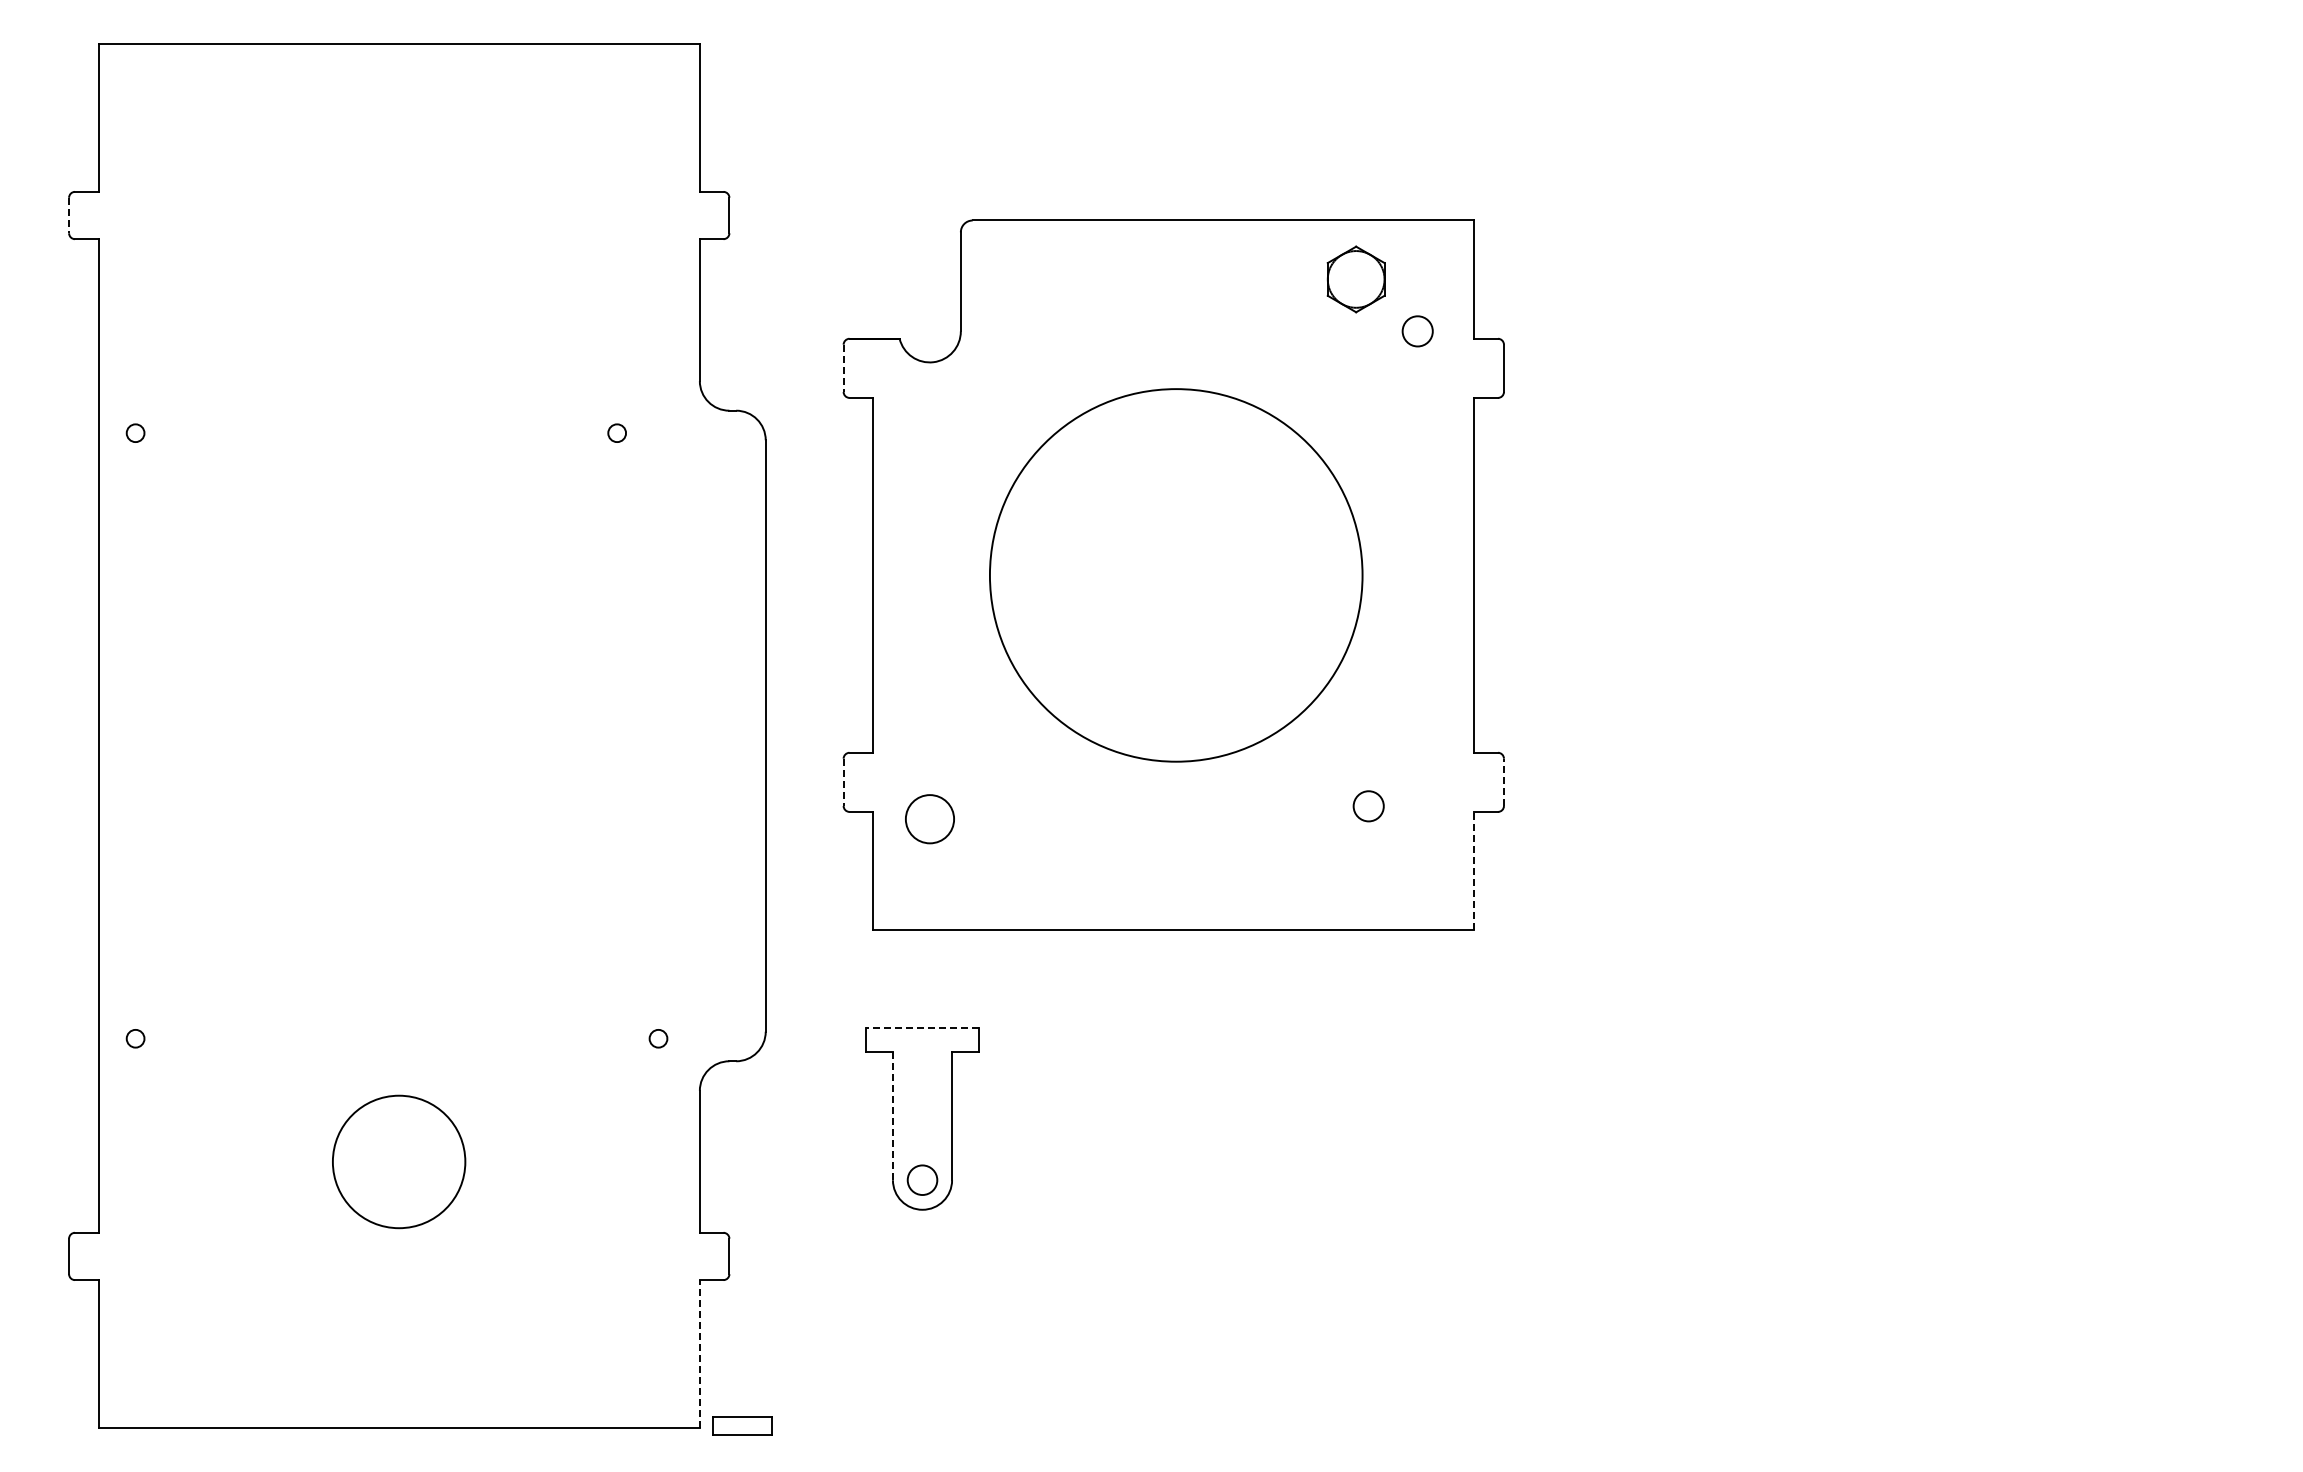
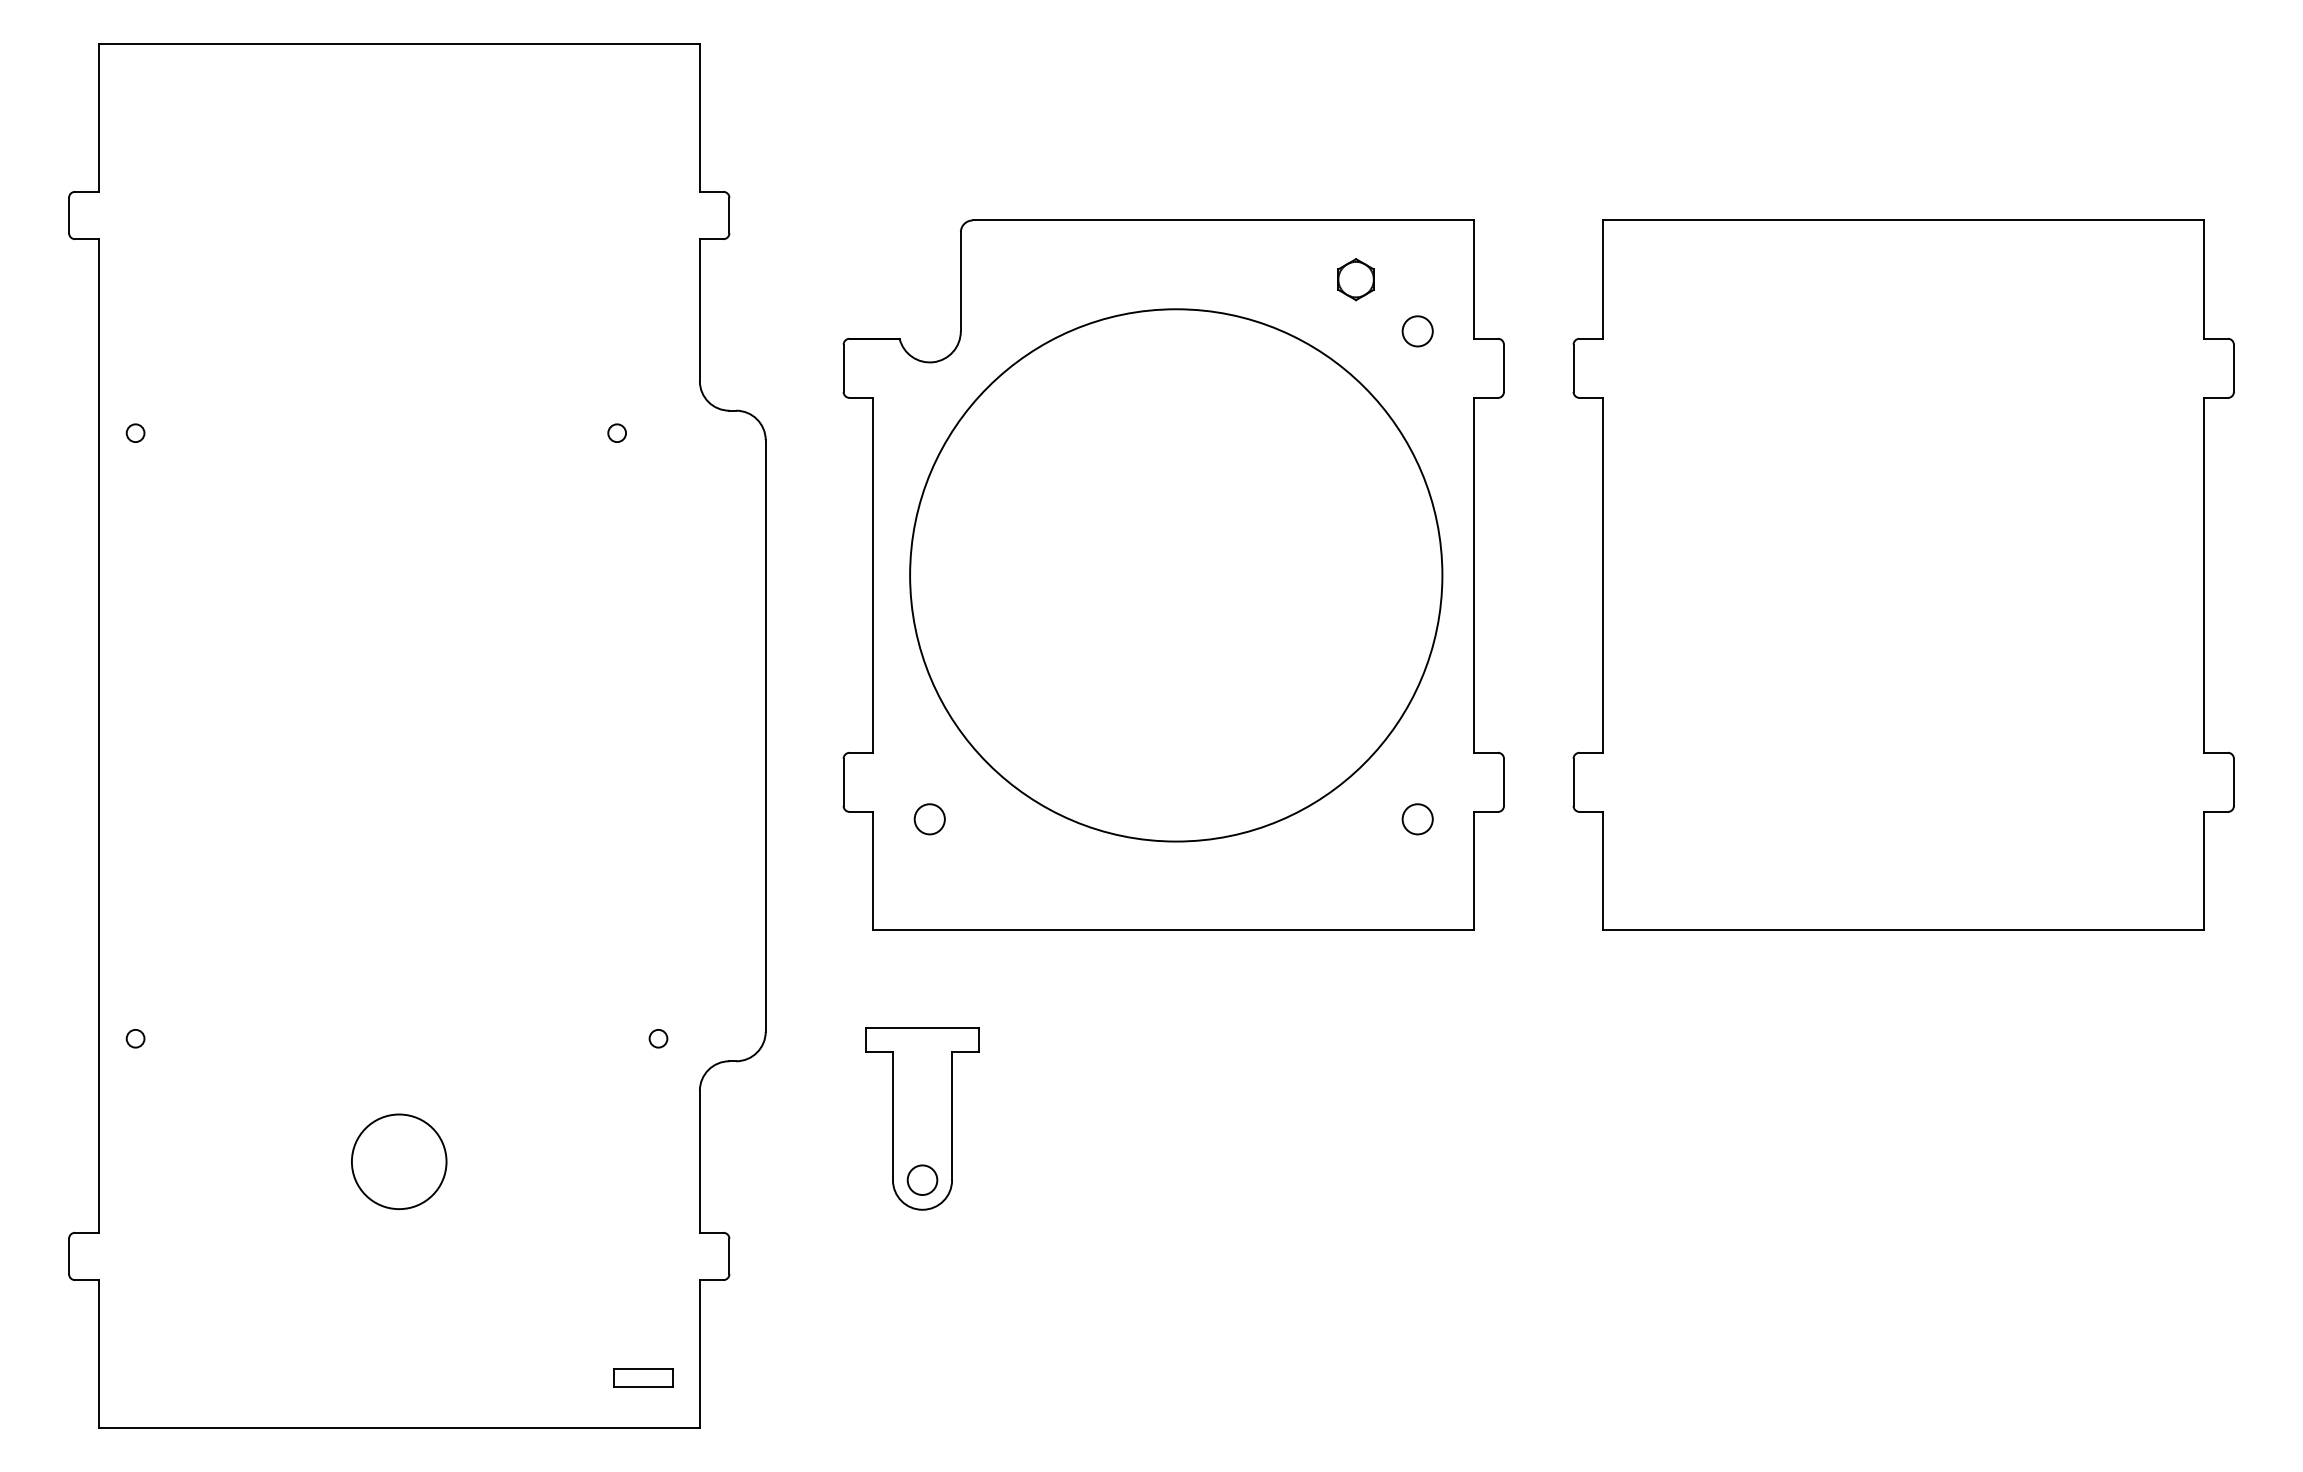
line: dashed -> solid (69, 215)
part size: 60x69 px -> 38x44 px (1355, 279)
line: dashed -> solid (843, 368)
part: none -> present (1903, 574)
circle diameter: 373 px -> 532 px (1176, 575)
line: dashed -> solid (843, 782)
line: dashed -> solid (1503, 782)
circle position: (1368, 806) -> (1417, 819) (1417, 819)
circle size: 50x51 px -> 33x33 px (929, 819)
line: dashed -> solid (1474, 870)
line: dashed -> solid (922, 1027)
line: dashed -> solid (892, 1116)
circle size: 135x136 px -> 97x97 px (399, 1161)
line: dashed -> solid (699, 1354)
part position: (742, 1425) -> (643, 1377) (643, 1377)
